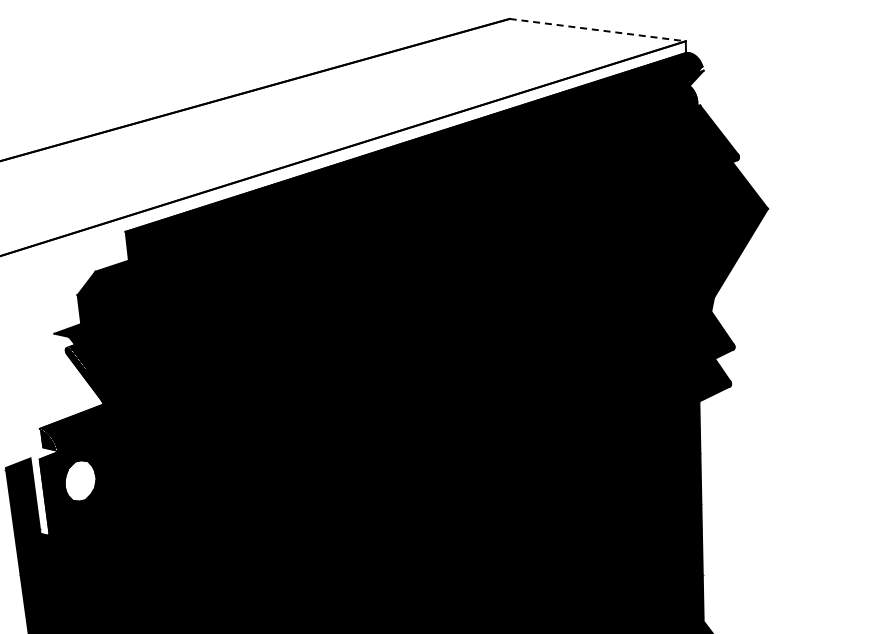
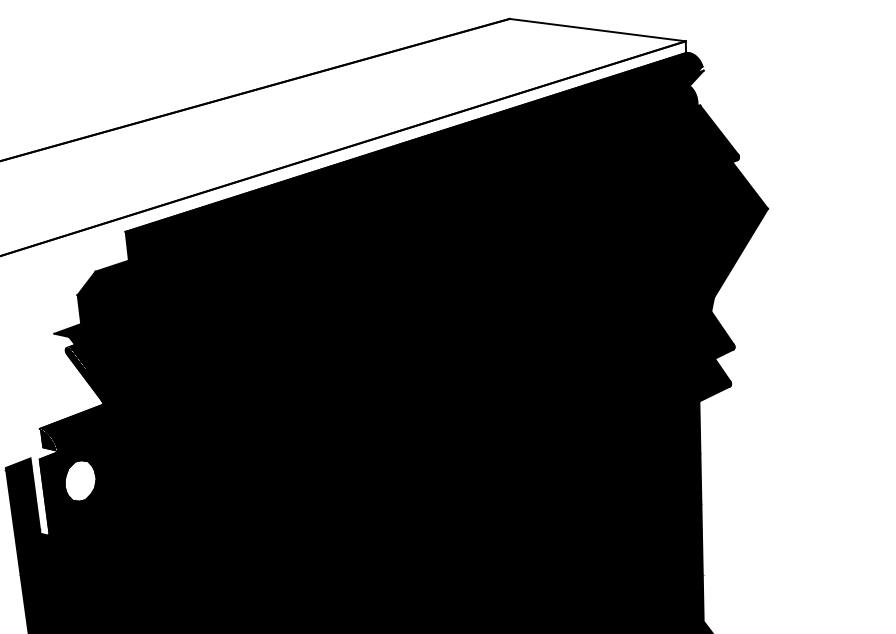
line: dashed -> solid (597, 30)
